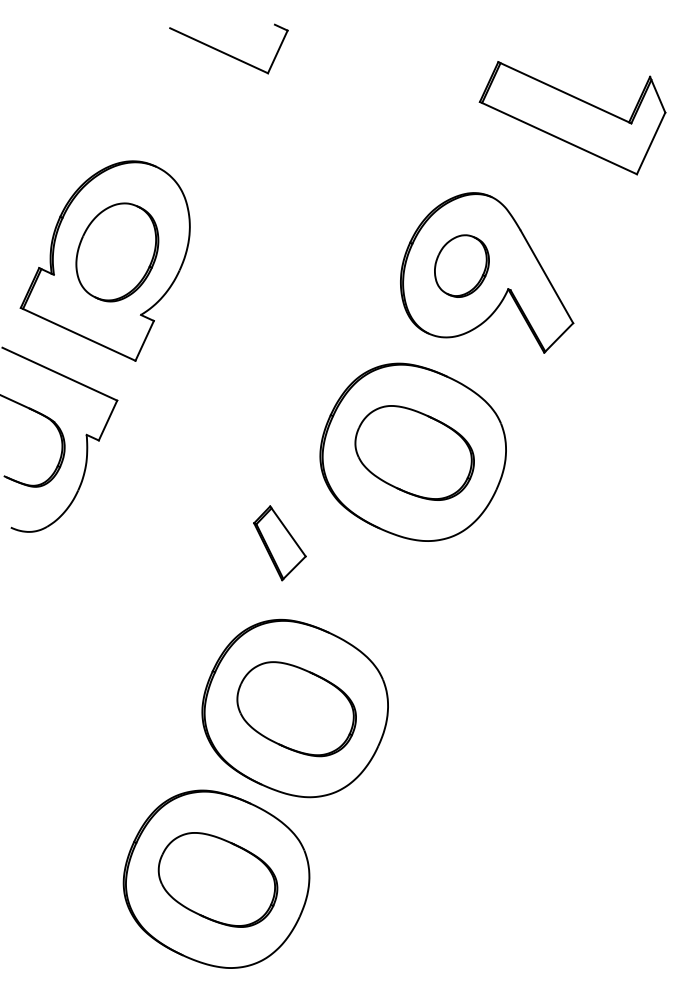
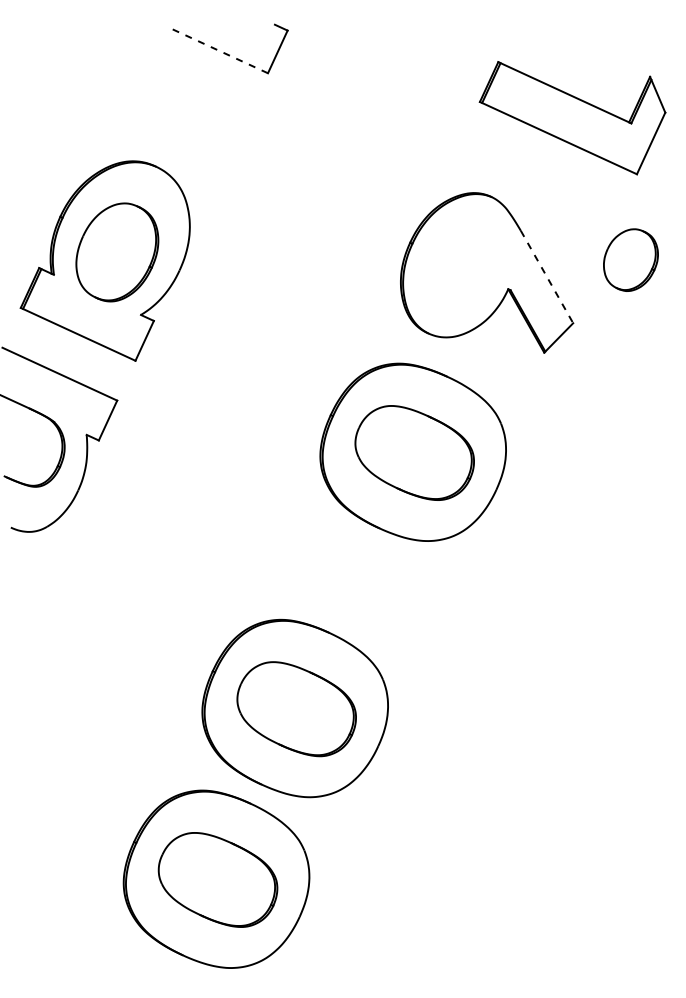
line: solid -> dashed (219, 50)
part position: (461, 265) -> (630, 259) (630, 259)
line: solid -> dashed (547, 277)
part: present -> none (279, 543)
